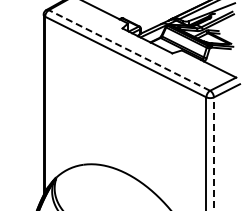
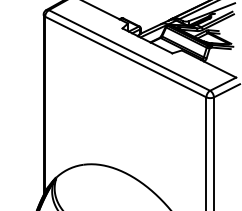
line: dashed -> solid (129, 50)
line: dashed -> solid (213, 153)
